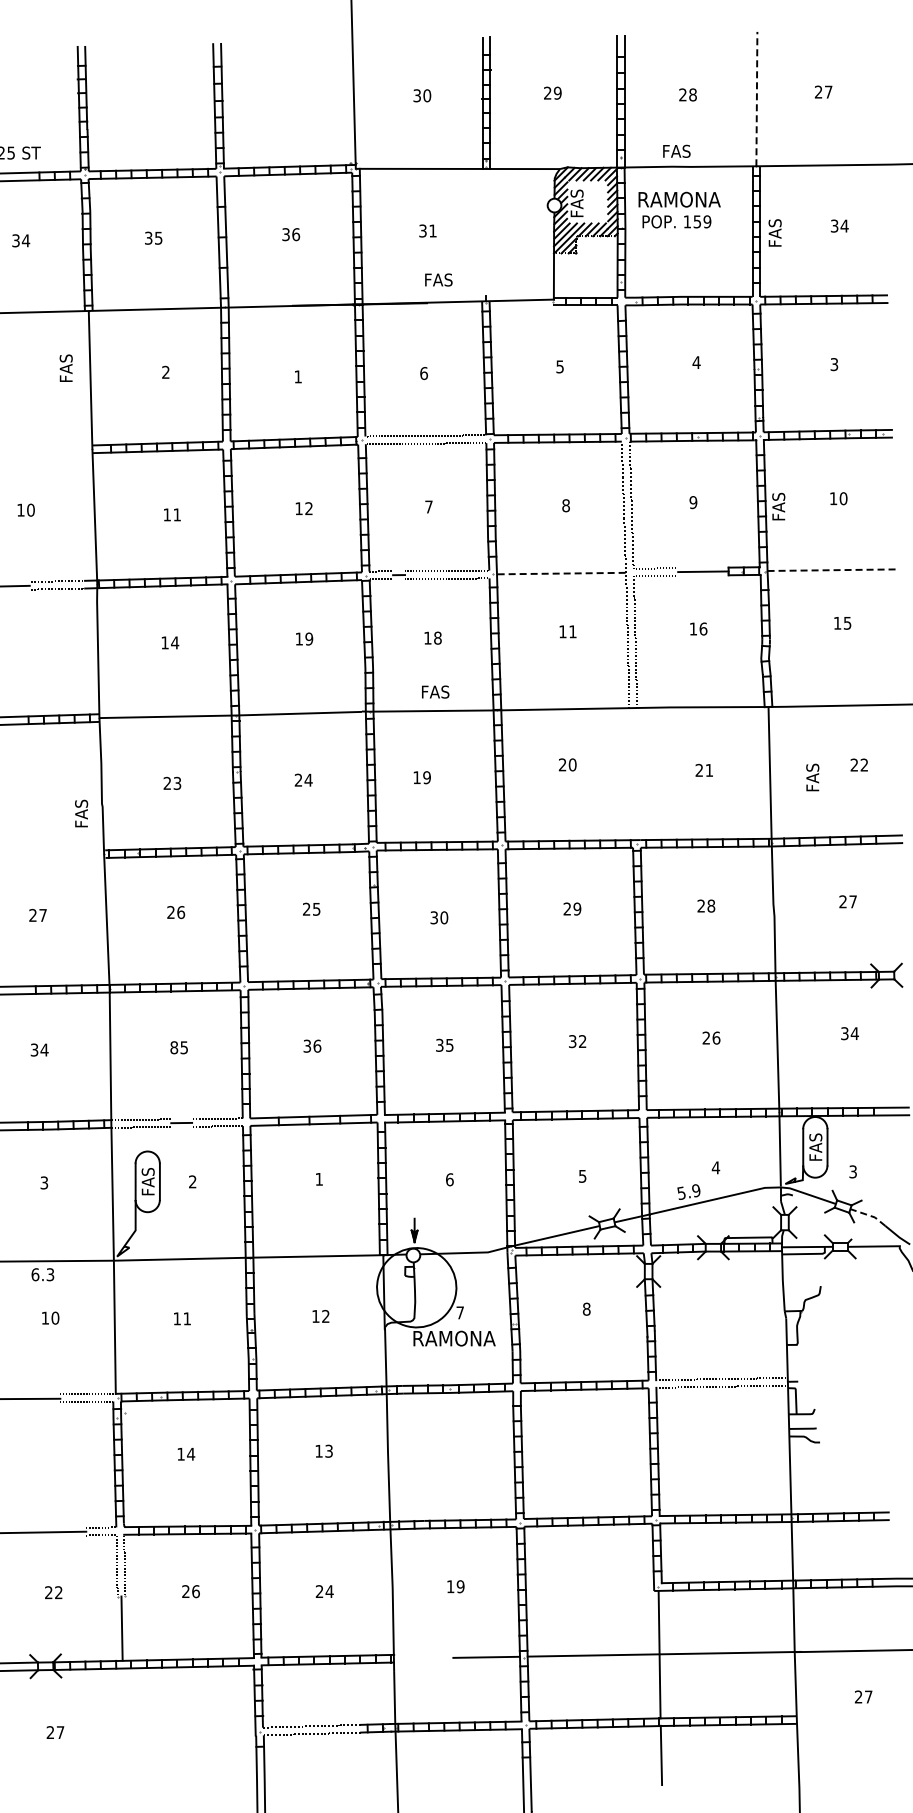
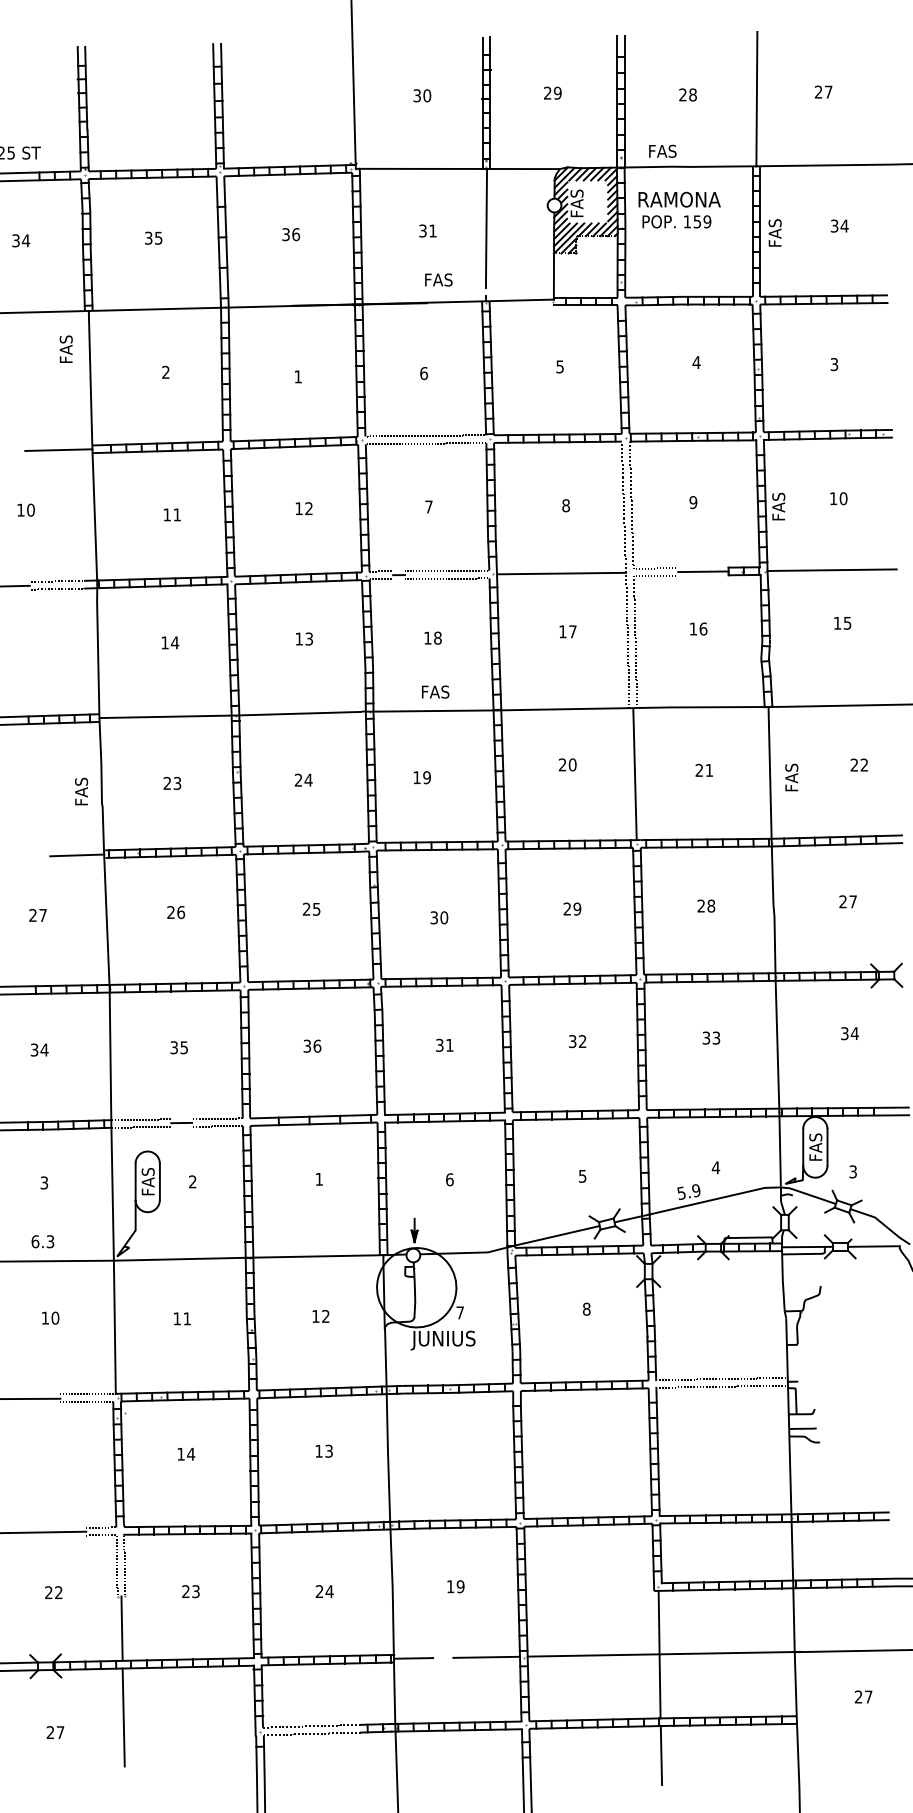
line: dashed -> solid (756, 98)
text position: (676, 150) -> (662, 150) (662, 150)
line: none -> present (486, 228)
text position: (65, 367) -> (65, 348) (65, 348)
line: none -> present (58, 449)
line: dashed -> solid (832, 570)
line: dashed -> solid (562, 573)
text: 11 -> 17 (572, 631)
text: 19 -> 13 (309, 638)
line: none -> present (634, 773)
text position: (812, 777) -> (791, 777) (791, 777)
text position: (81, 813) -> (81, 791) (81, 791)
line: none -> present (76, 855)
text: 26 -> 33 (711, 1037)
text: 35 -> 31 (449, 1045)
text: 85 -> 35 (174, 1047)
line: dashed -> solid (869, 1215)
text position: (42, 1274) -> (42, 1241) (42, 1241)
text: RAMONA -> JUNIUS (452, 1340)
text: 26 -> 23 (195, 1591)
line: none -> present (413, 1658)
line: none -> present (123, 1717)
